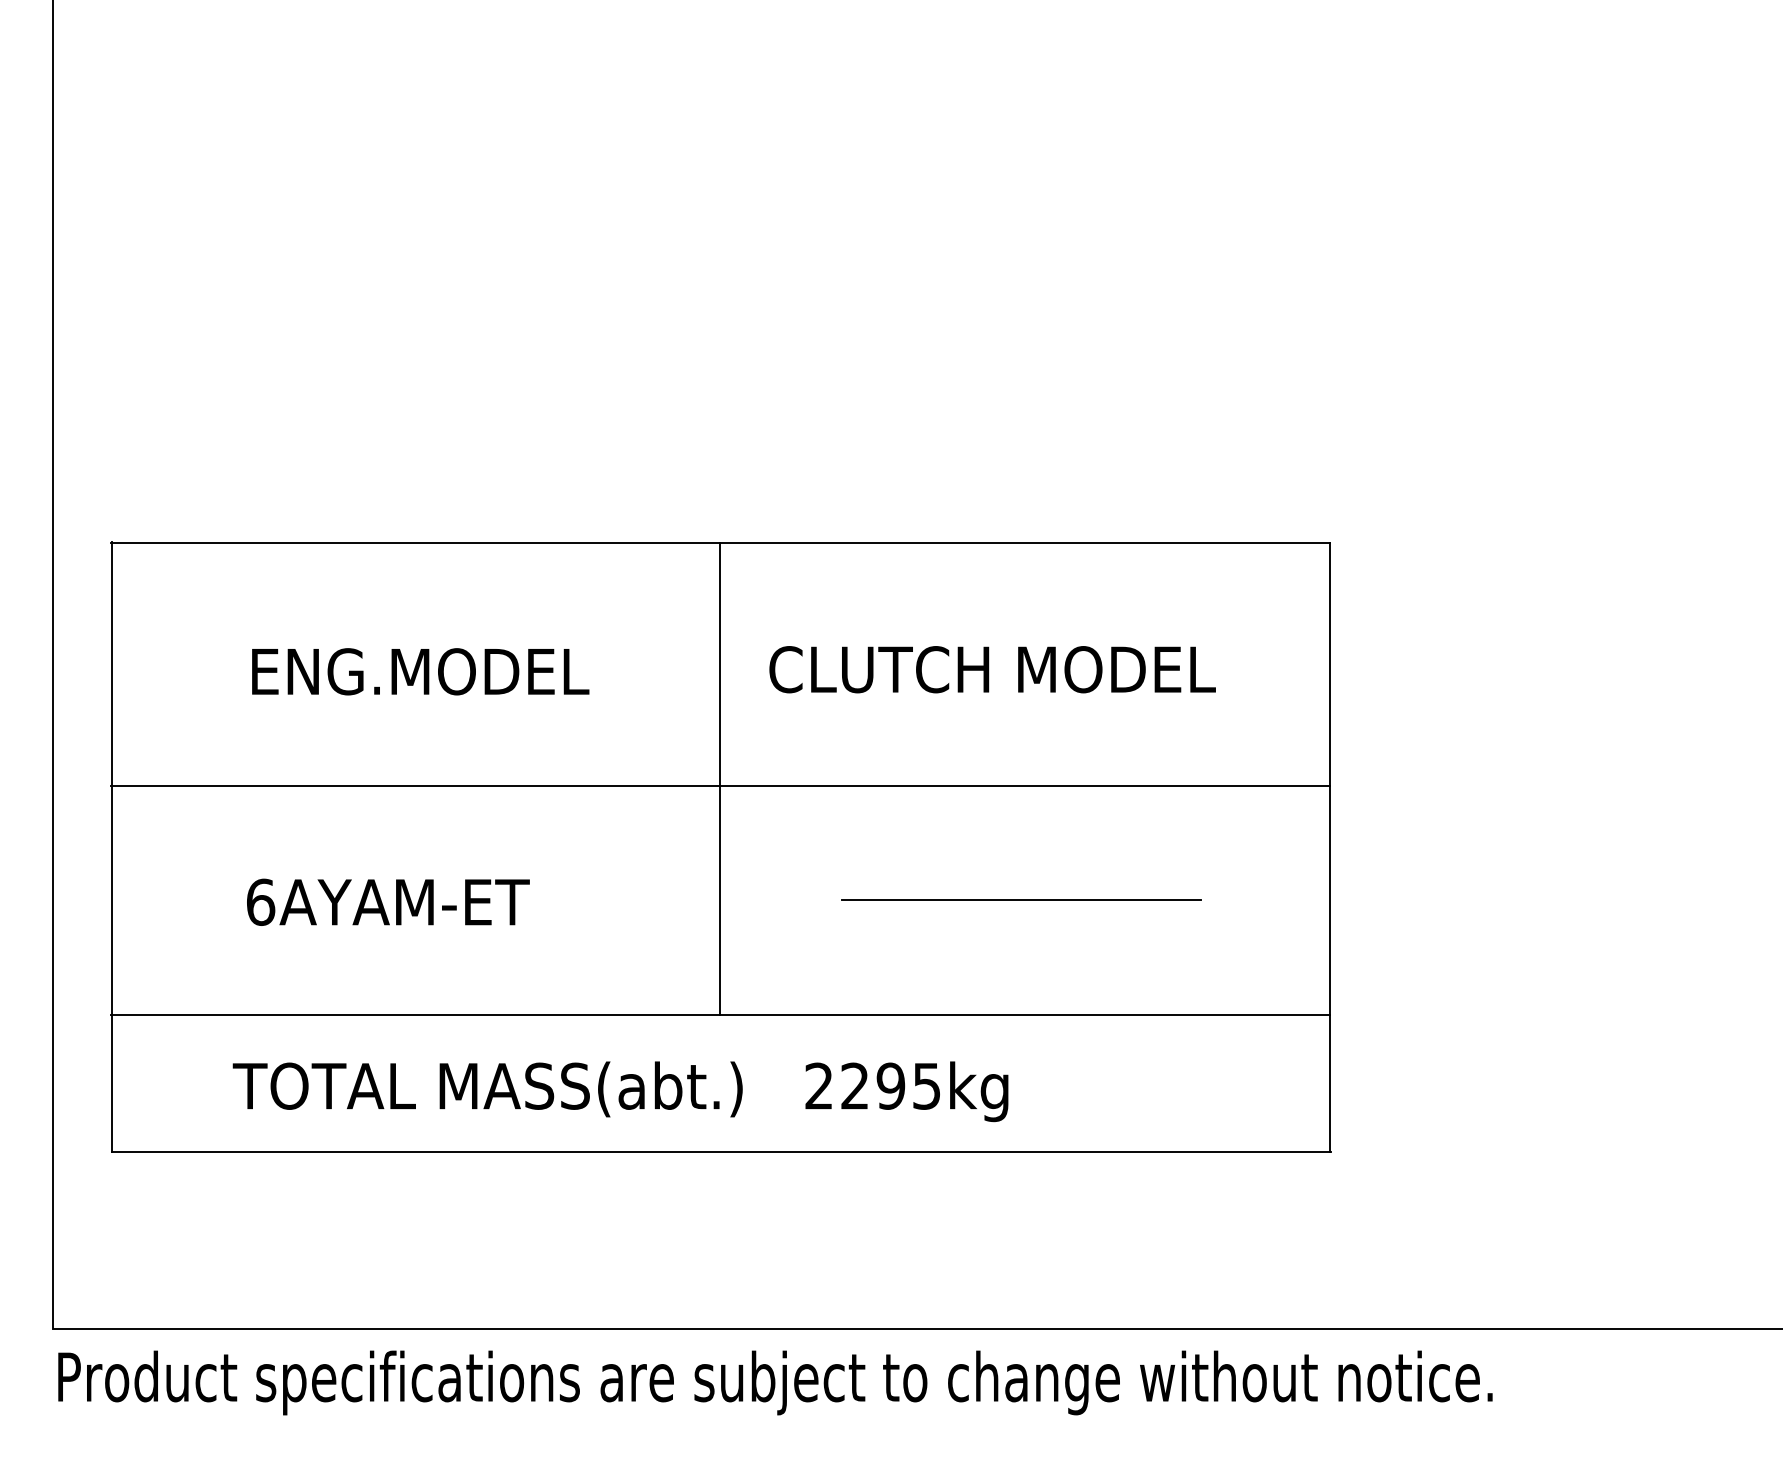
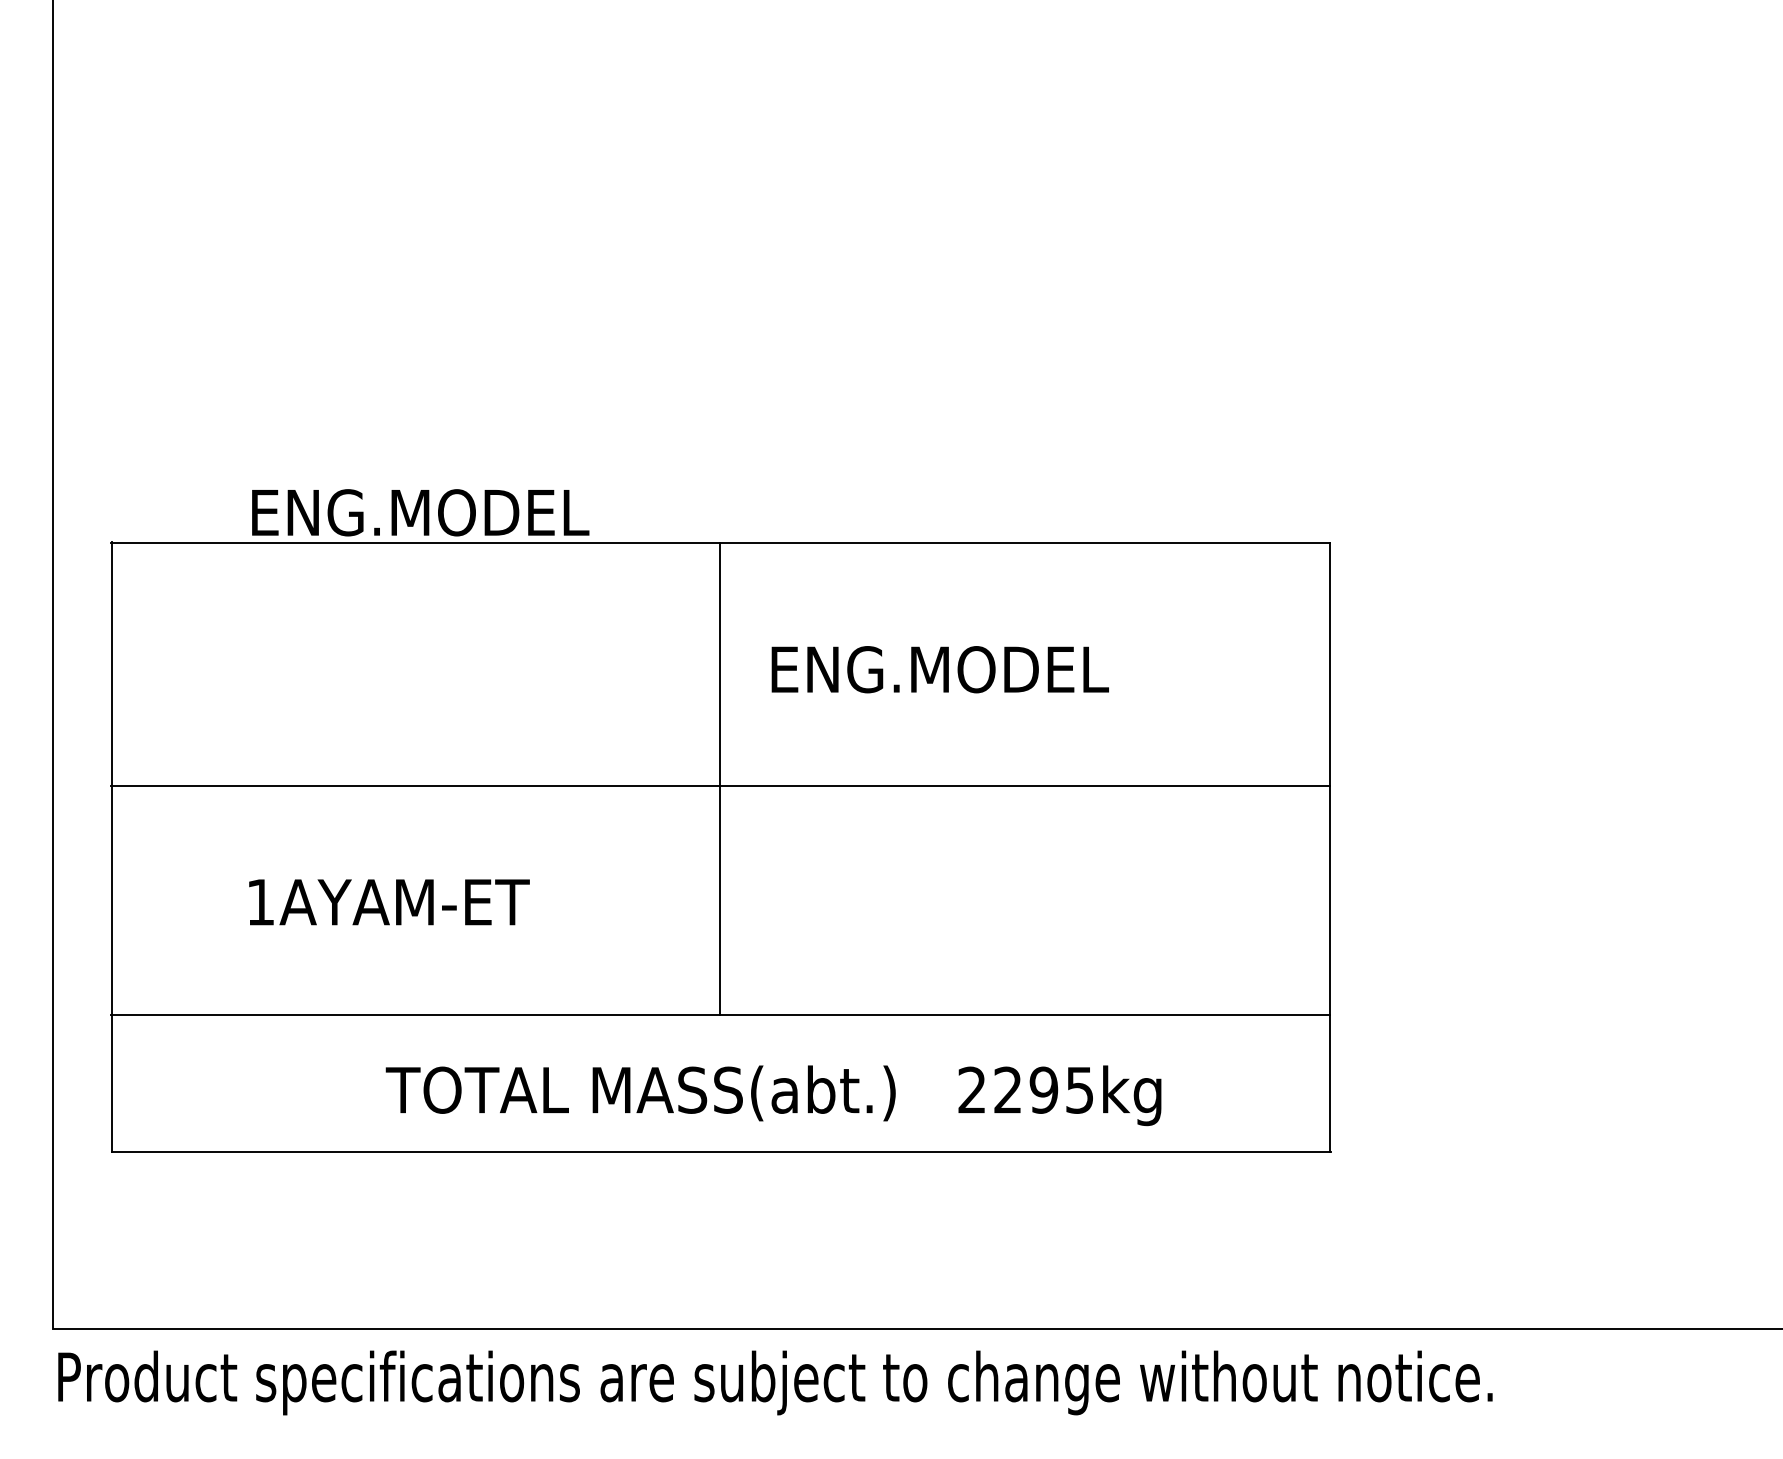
text: CLUTCH MODEL -> ENG.MODEL (992, 669)
text position: (420, 671) -> (420, 512) (420, 512)
line: present -> none (1021, 900)
text: 6AYAM-ET -> 1AYAM-ET (261, 901)
text position: (620, 1091) -> (773, 1095) (773, 1095)
